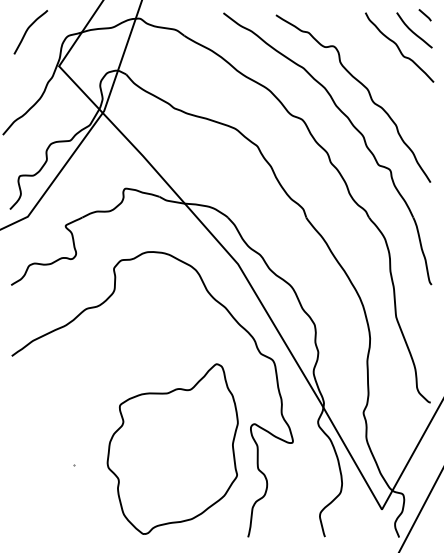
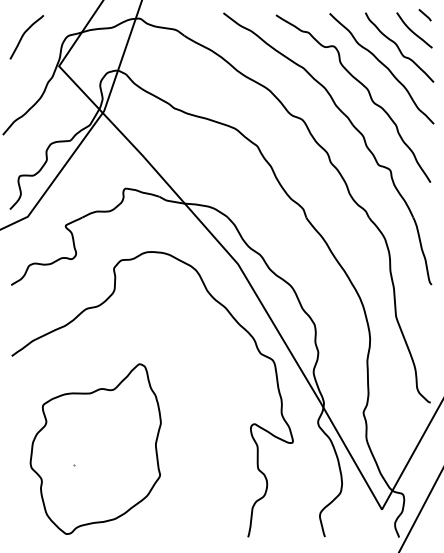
curve position: (27, 31) -> (23, 36) (23, 36)
curve: none -> present (382, 65)
part position: (172, 448) -> (95, 448) (95, 448)
